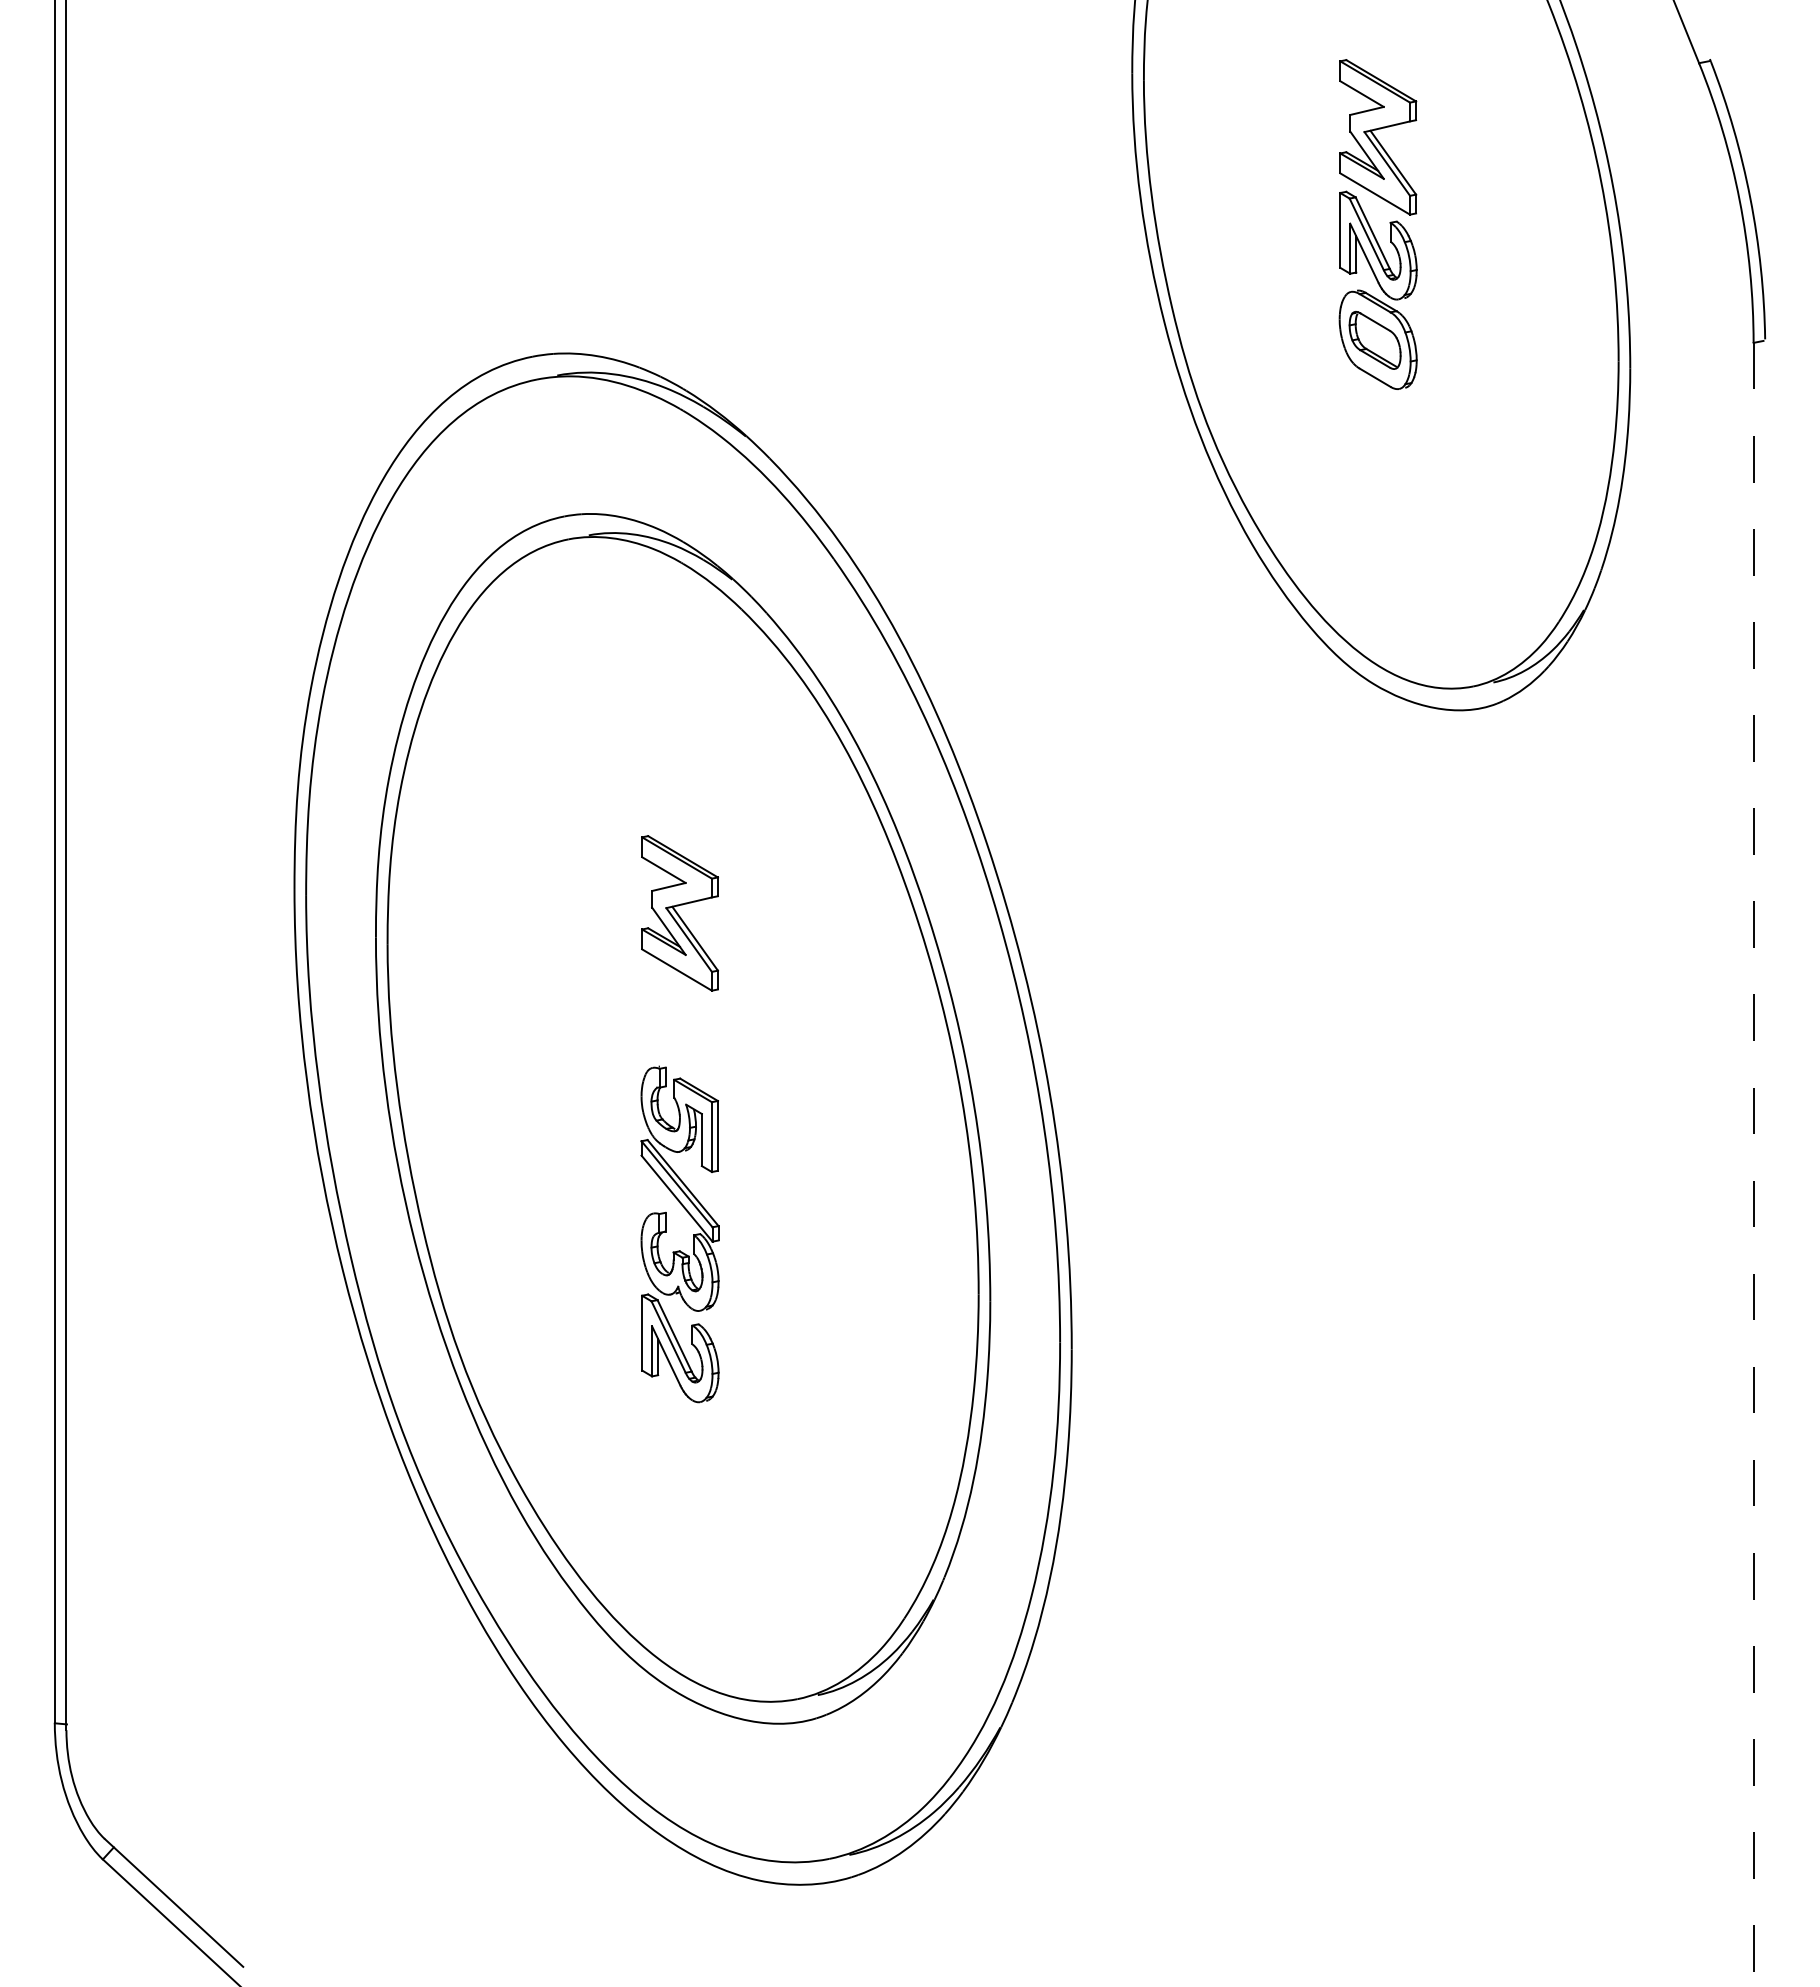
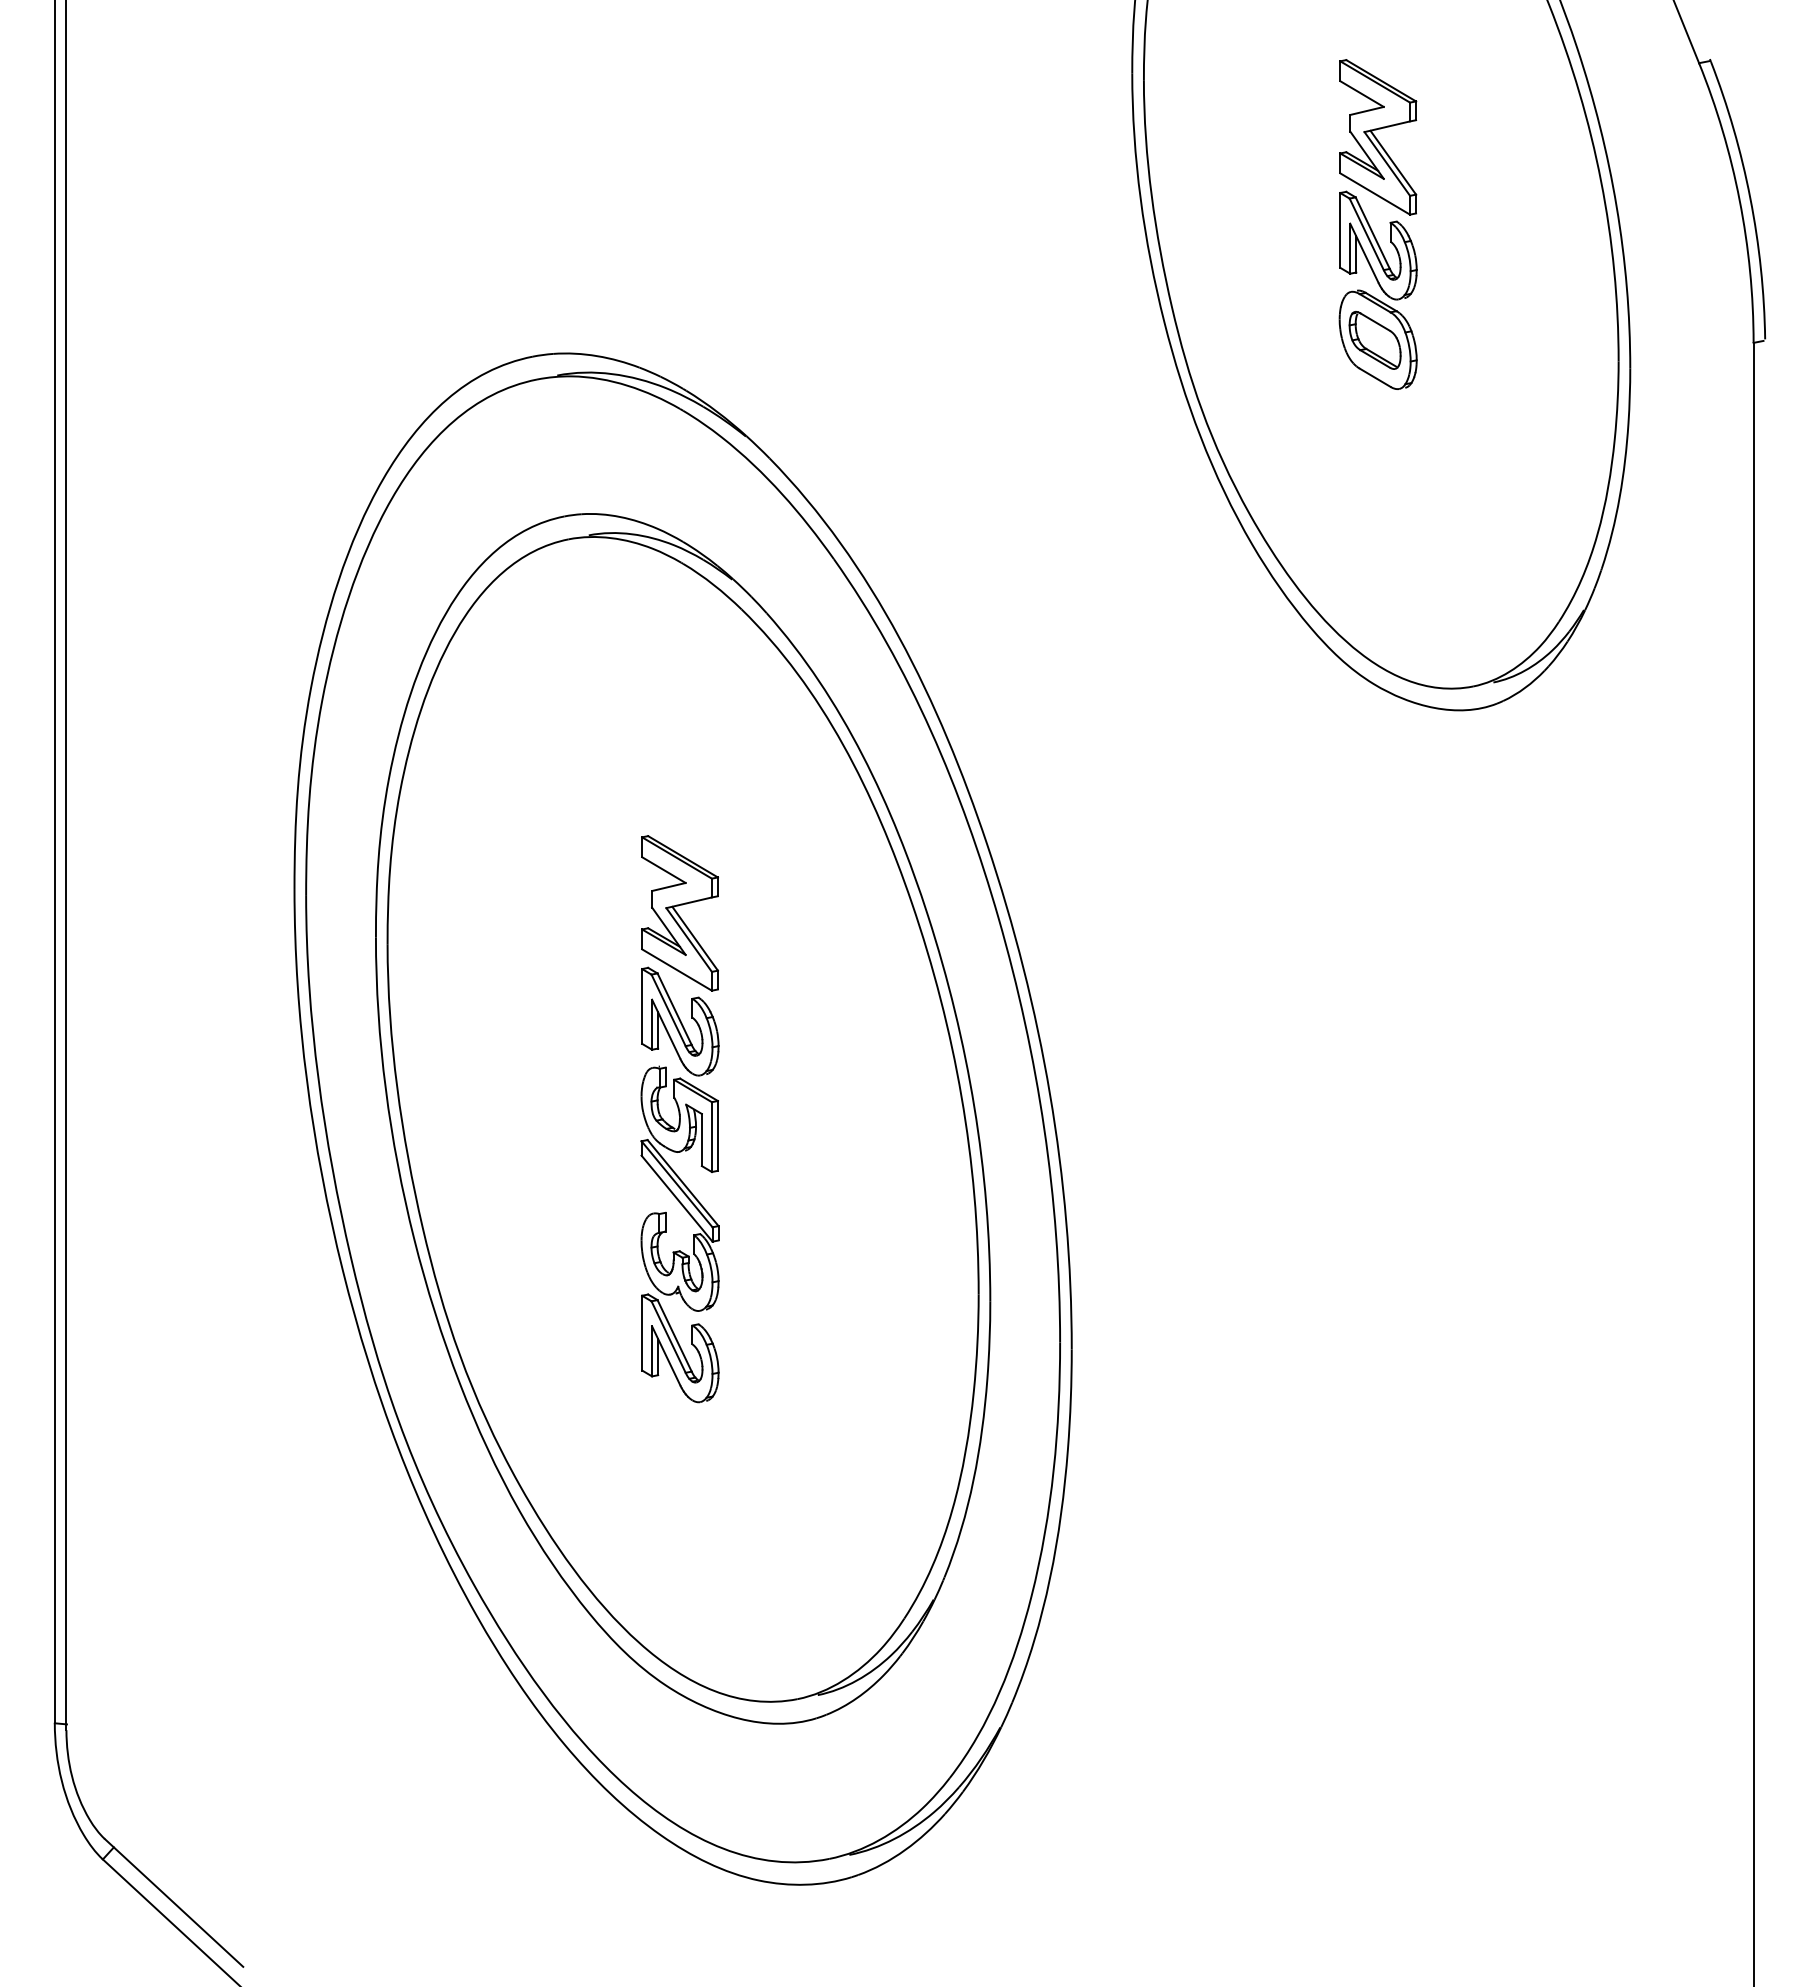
part: none -> present (680, 1021)
line: dashed -> solid (1753, 1164)
